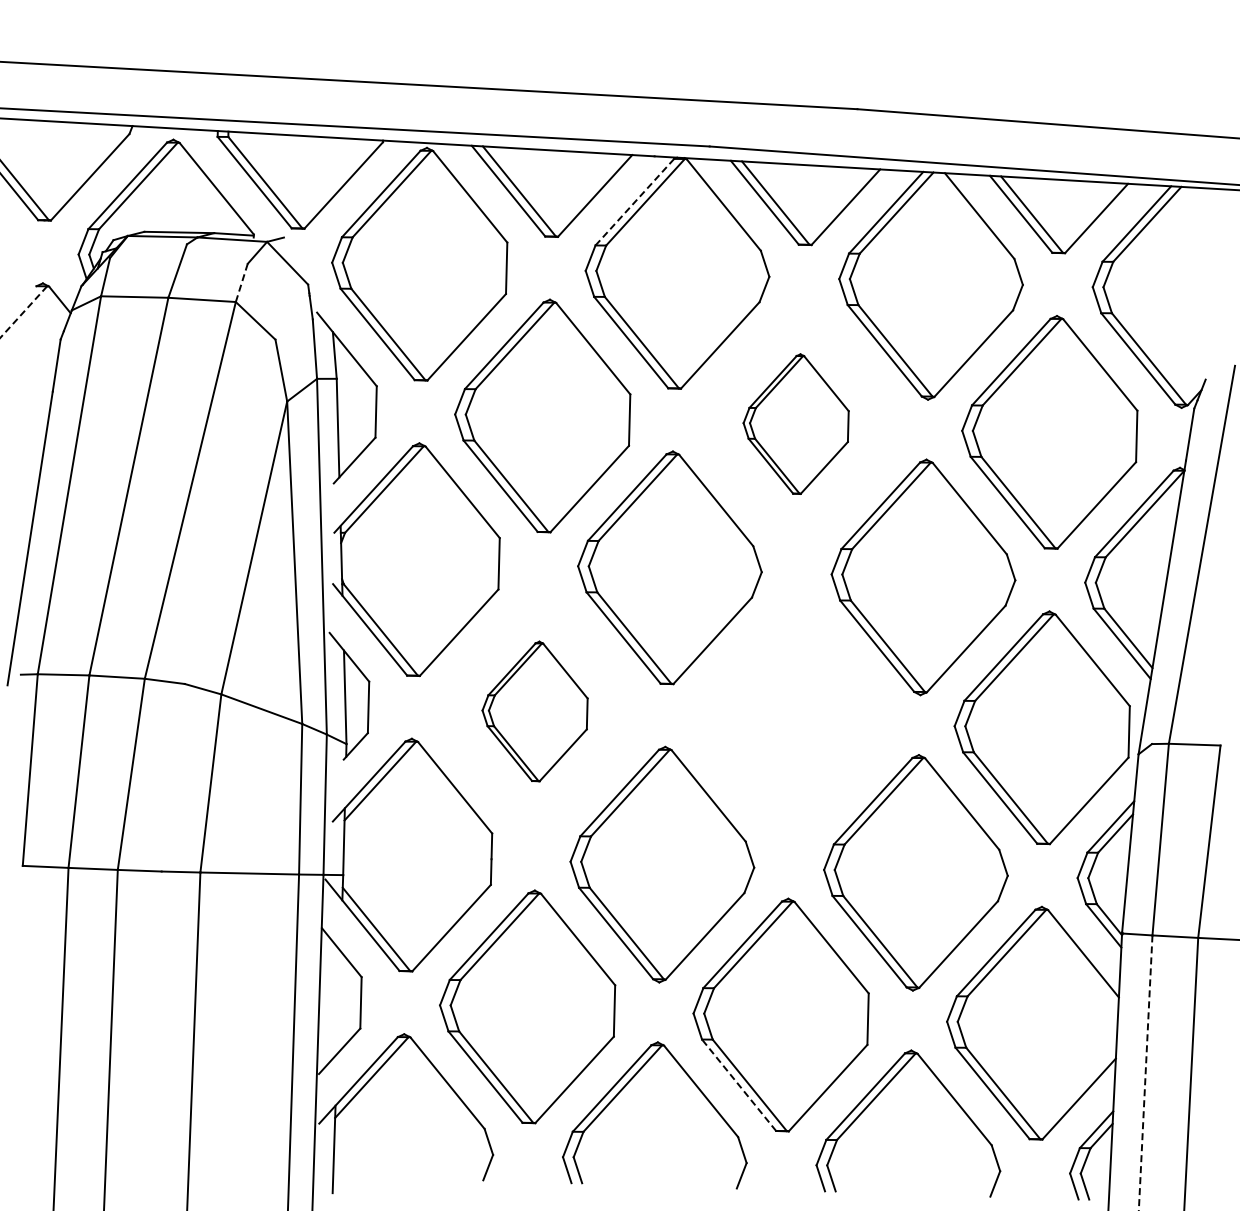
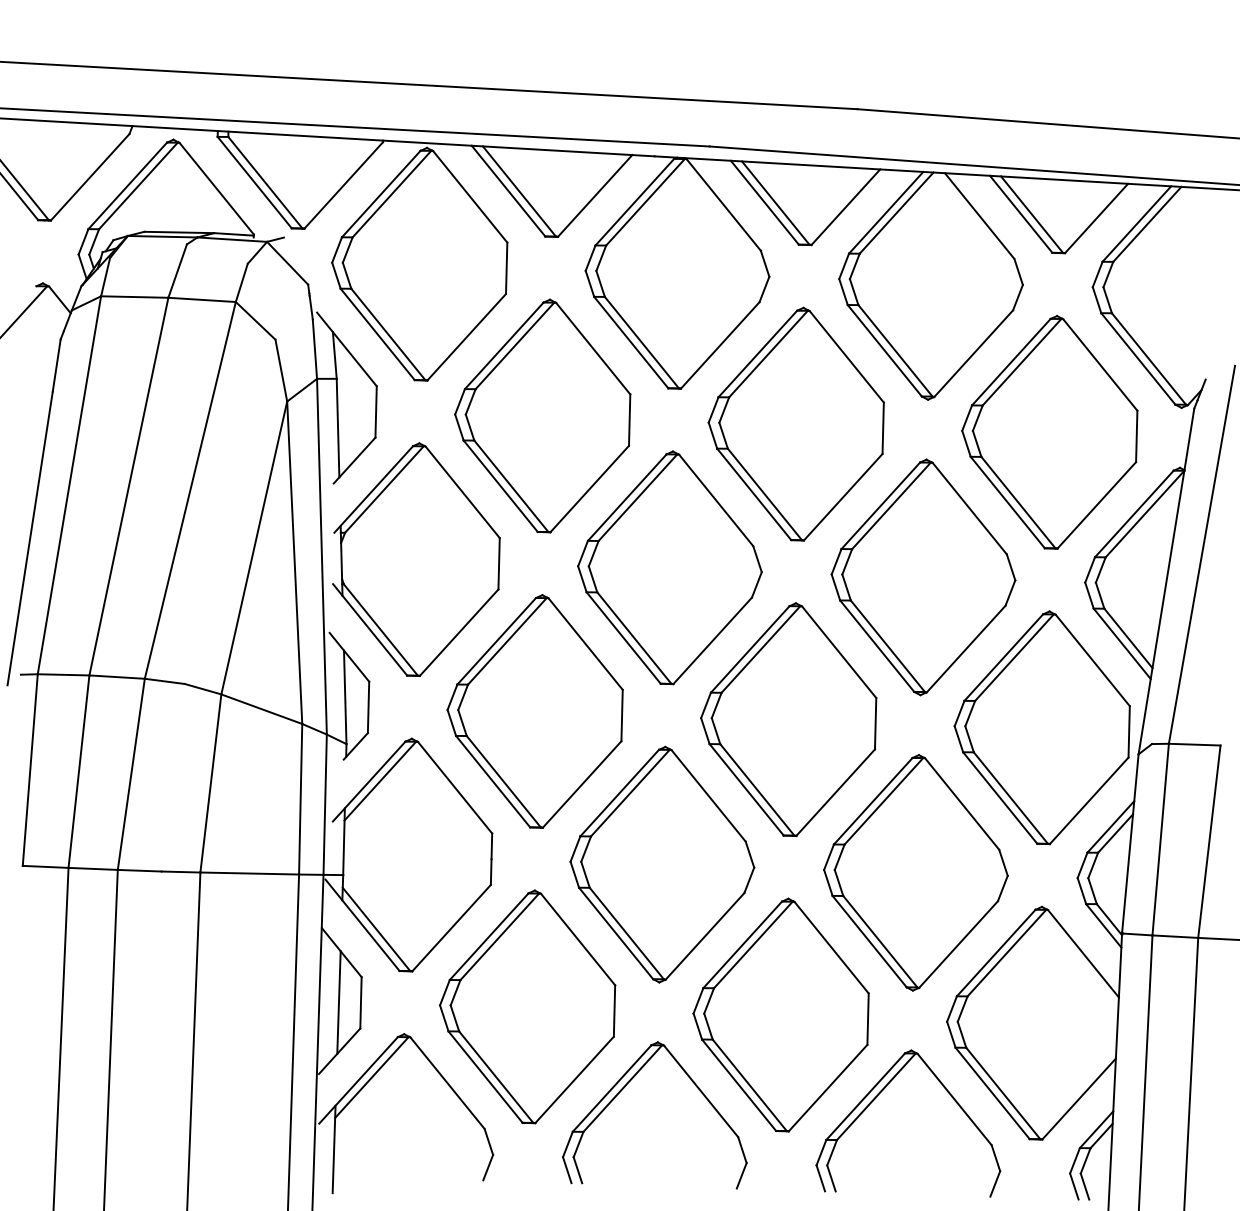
line: dashed -> solid (634, 202)
line: dashed -> solid (241, 282)
line: dashed -> solid (23, 312)
part size: 108x142 px -> 178x236 px (795, 423)
part size: 108x143 px -> 178x235 px (534, 711)
part: none -> present (788, 719)
line: none -> present (338, 1002)
line: dashed -> solid (1145, 1073)
line: dashed -> solid (739, 1085)
